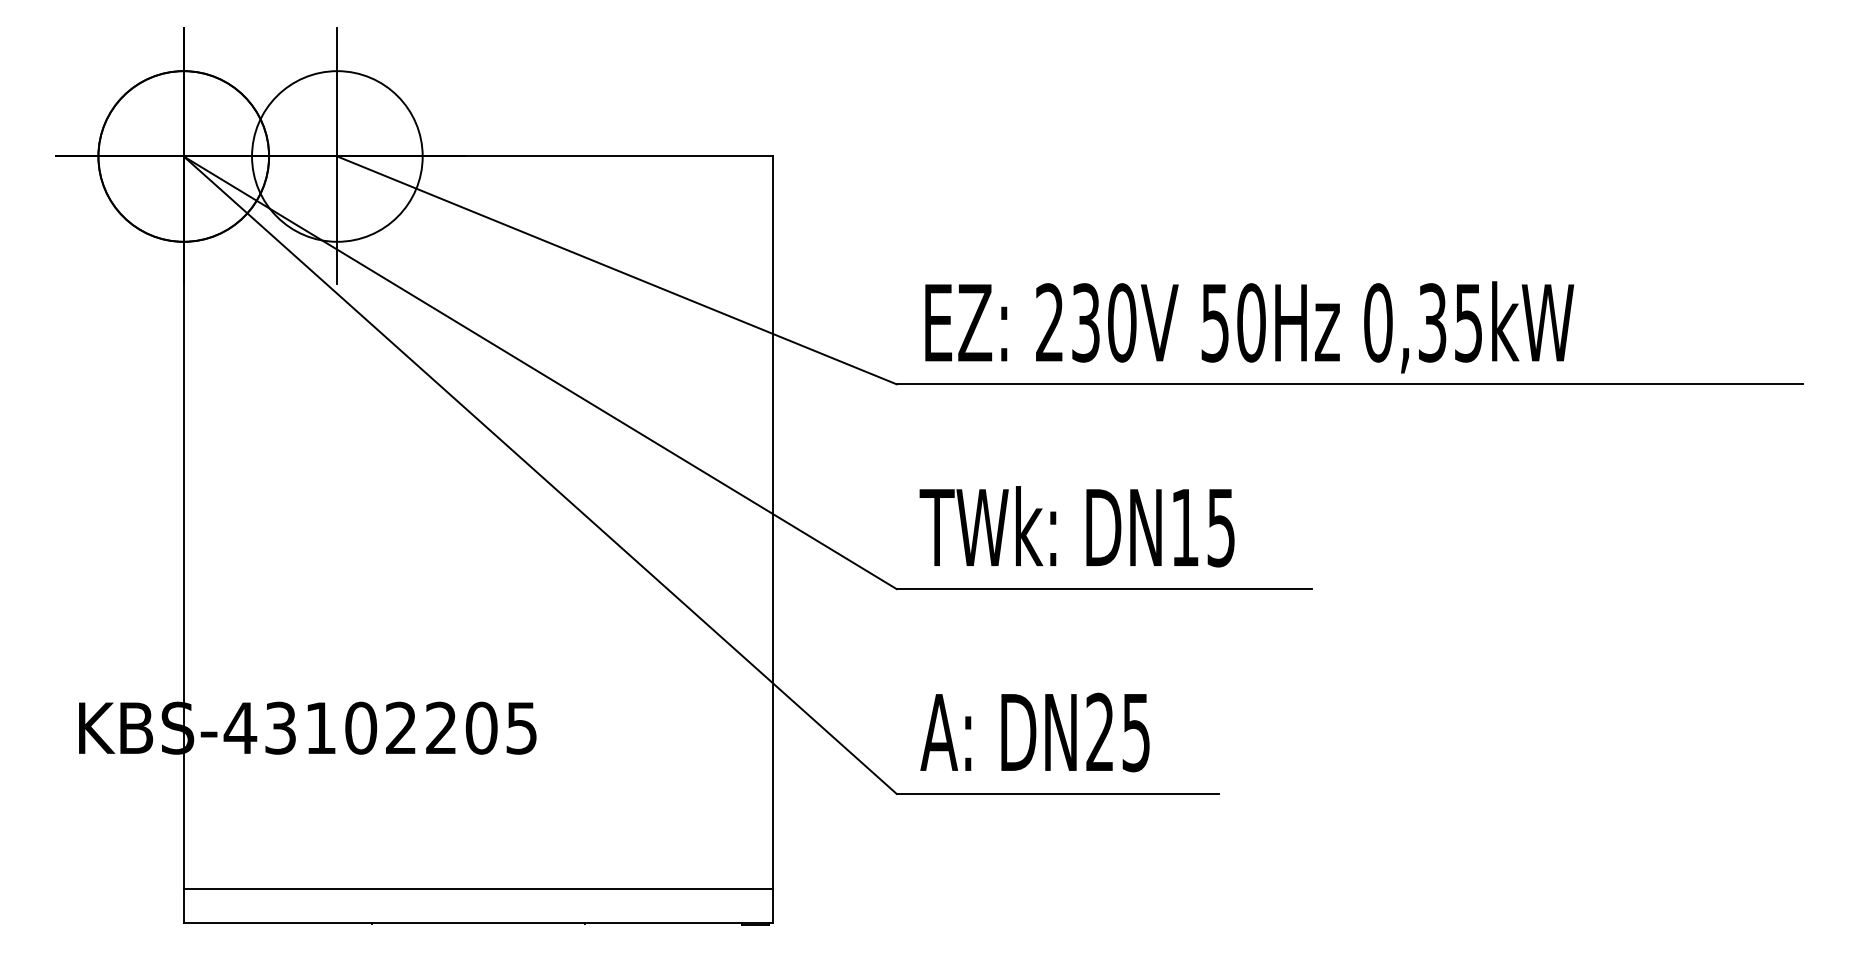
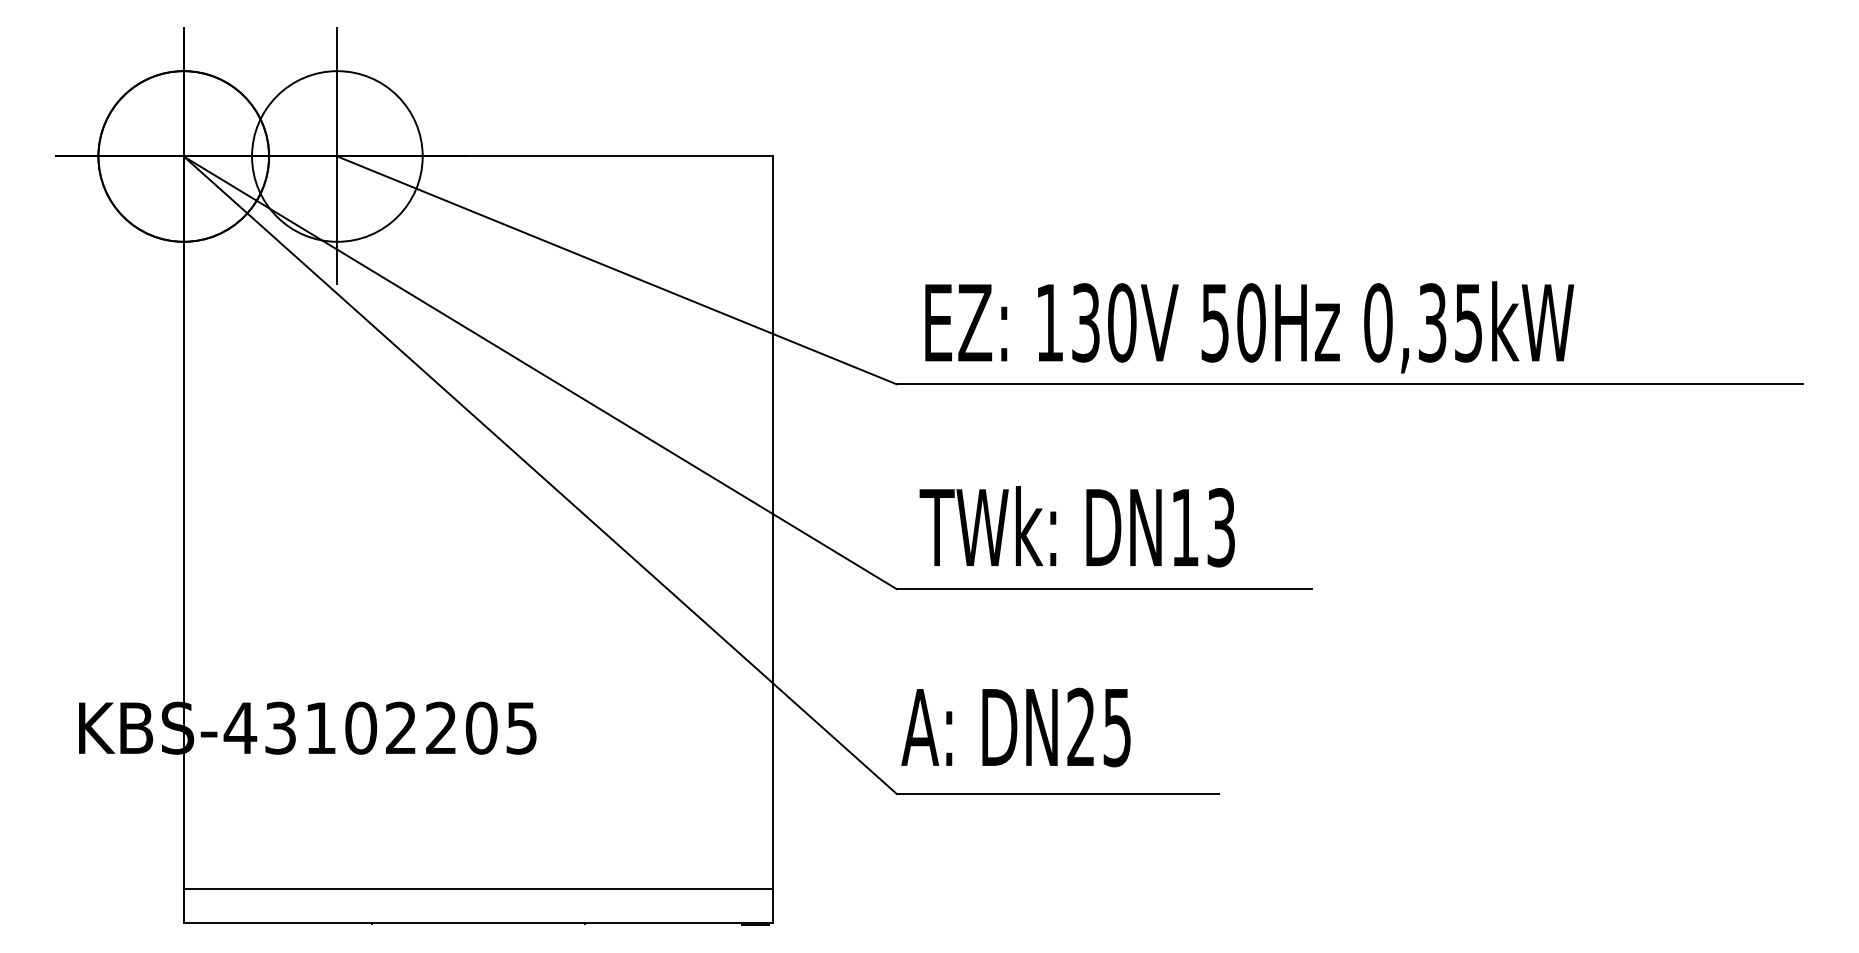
text: 230V -> 130V (1049, 322)
text: DN15 -> DN13 (1221, 527)
text position: (1034, 732) -> (1015, 727) (1015, 727)
